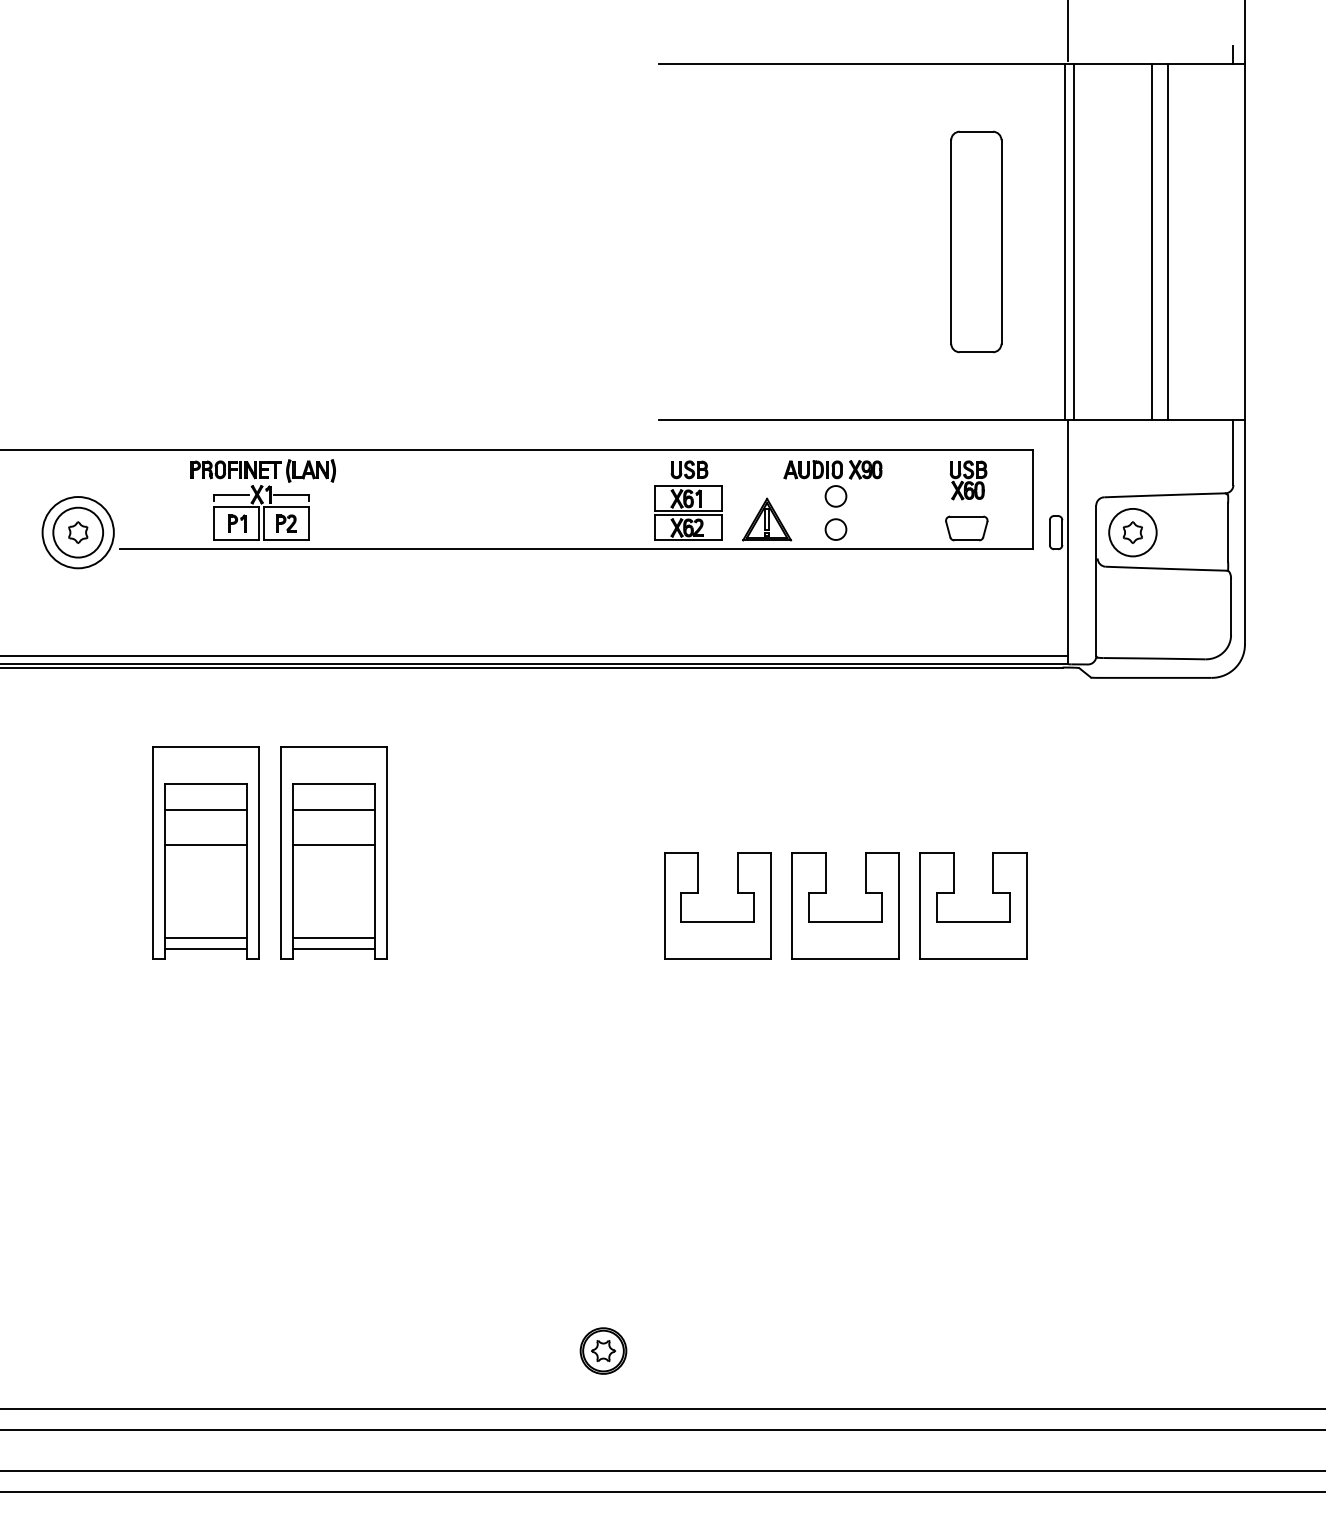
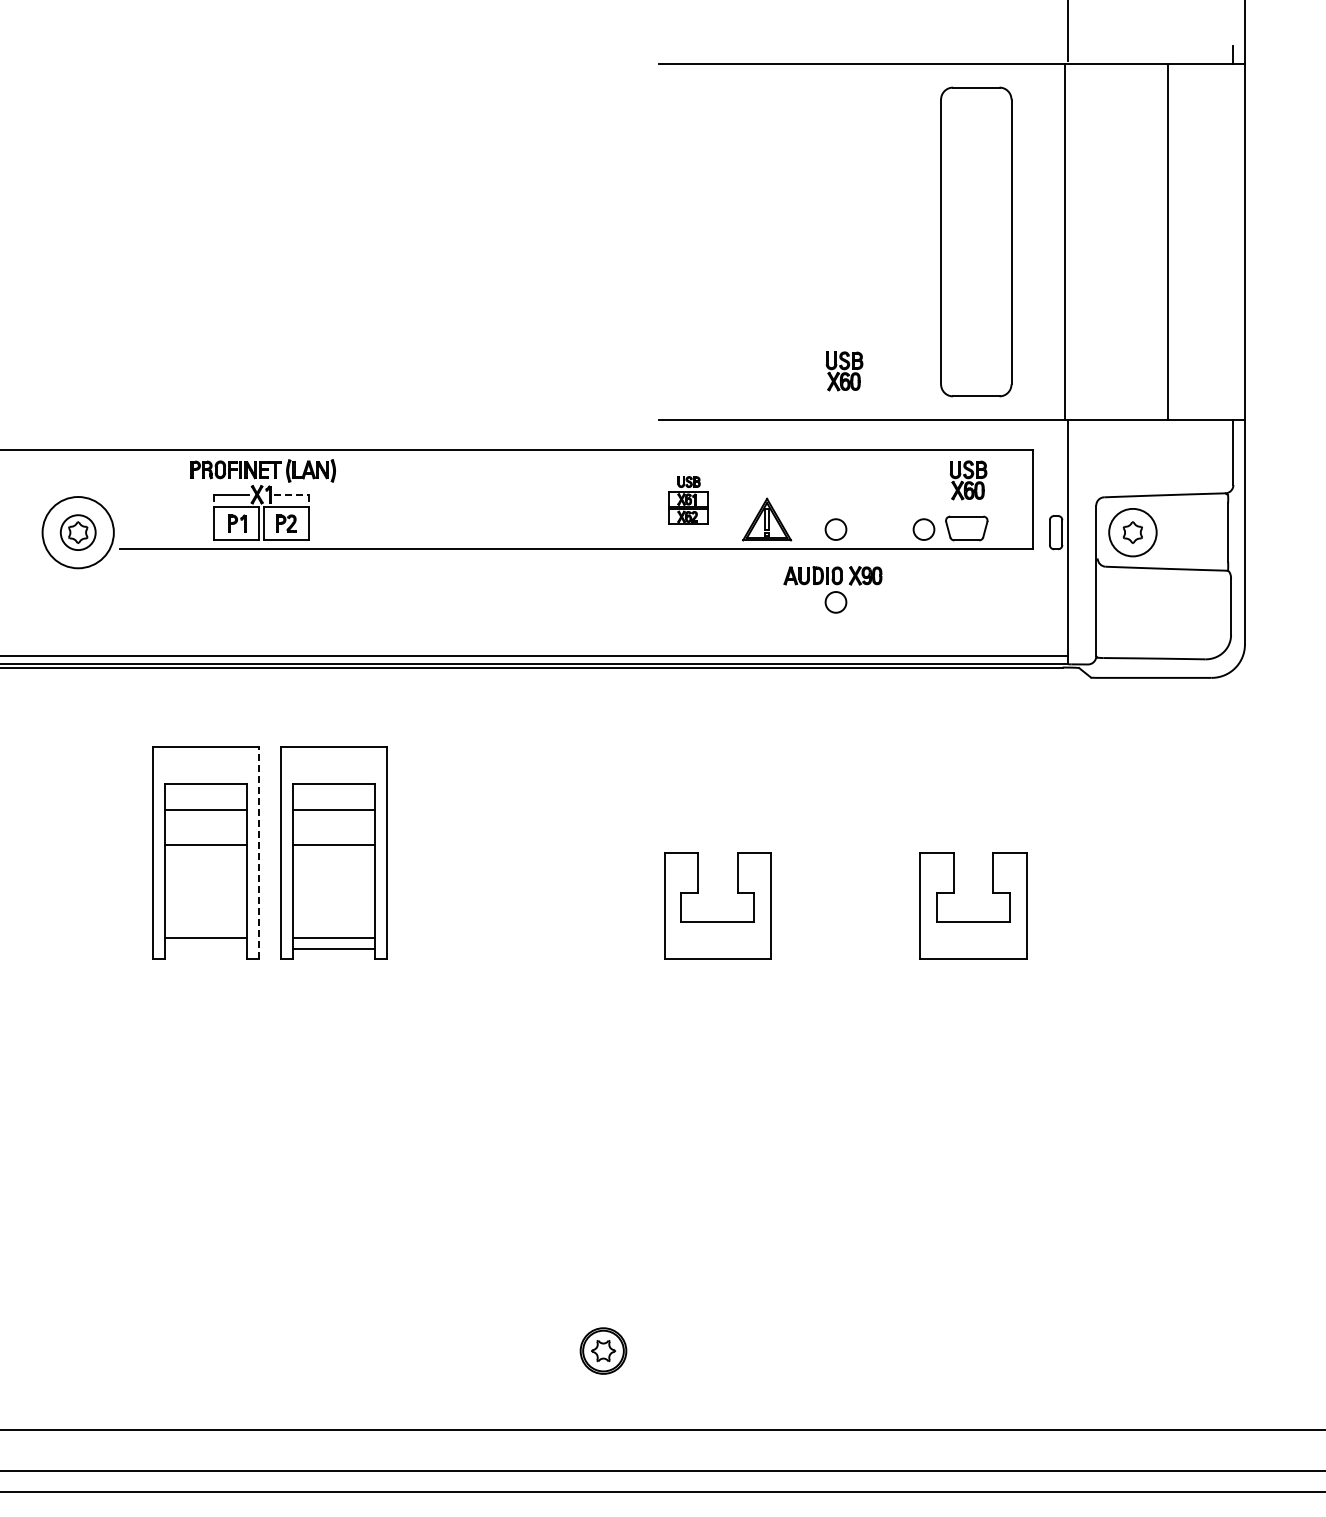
part size: 53x224 px -> 73x312 px (976, 241)
line: present -> none (1074, 241)
line: present -> none (1152, 241)
part: none -> present (844, 371)
part position: (832, 483) -> (832, 589) (832, 589)
line: solid -> dashed (291, 494)
part size: 69x81 px -> 41x49 px (688, 500)
circle: none -> present (923, 529)
circle diameter: 50 px -> 35 px (77, 532)
line: solid -> dashed (259, 853)
part: present -> none (845, 921)
line: present -> none (205, 948)
line: present -> none (662, 1409)
